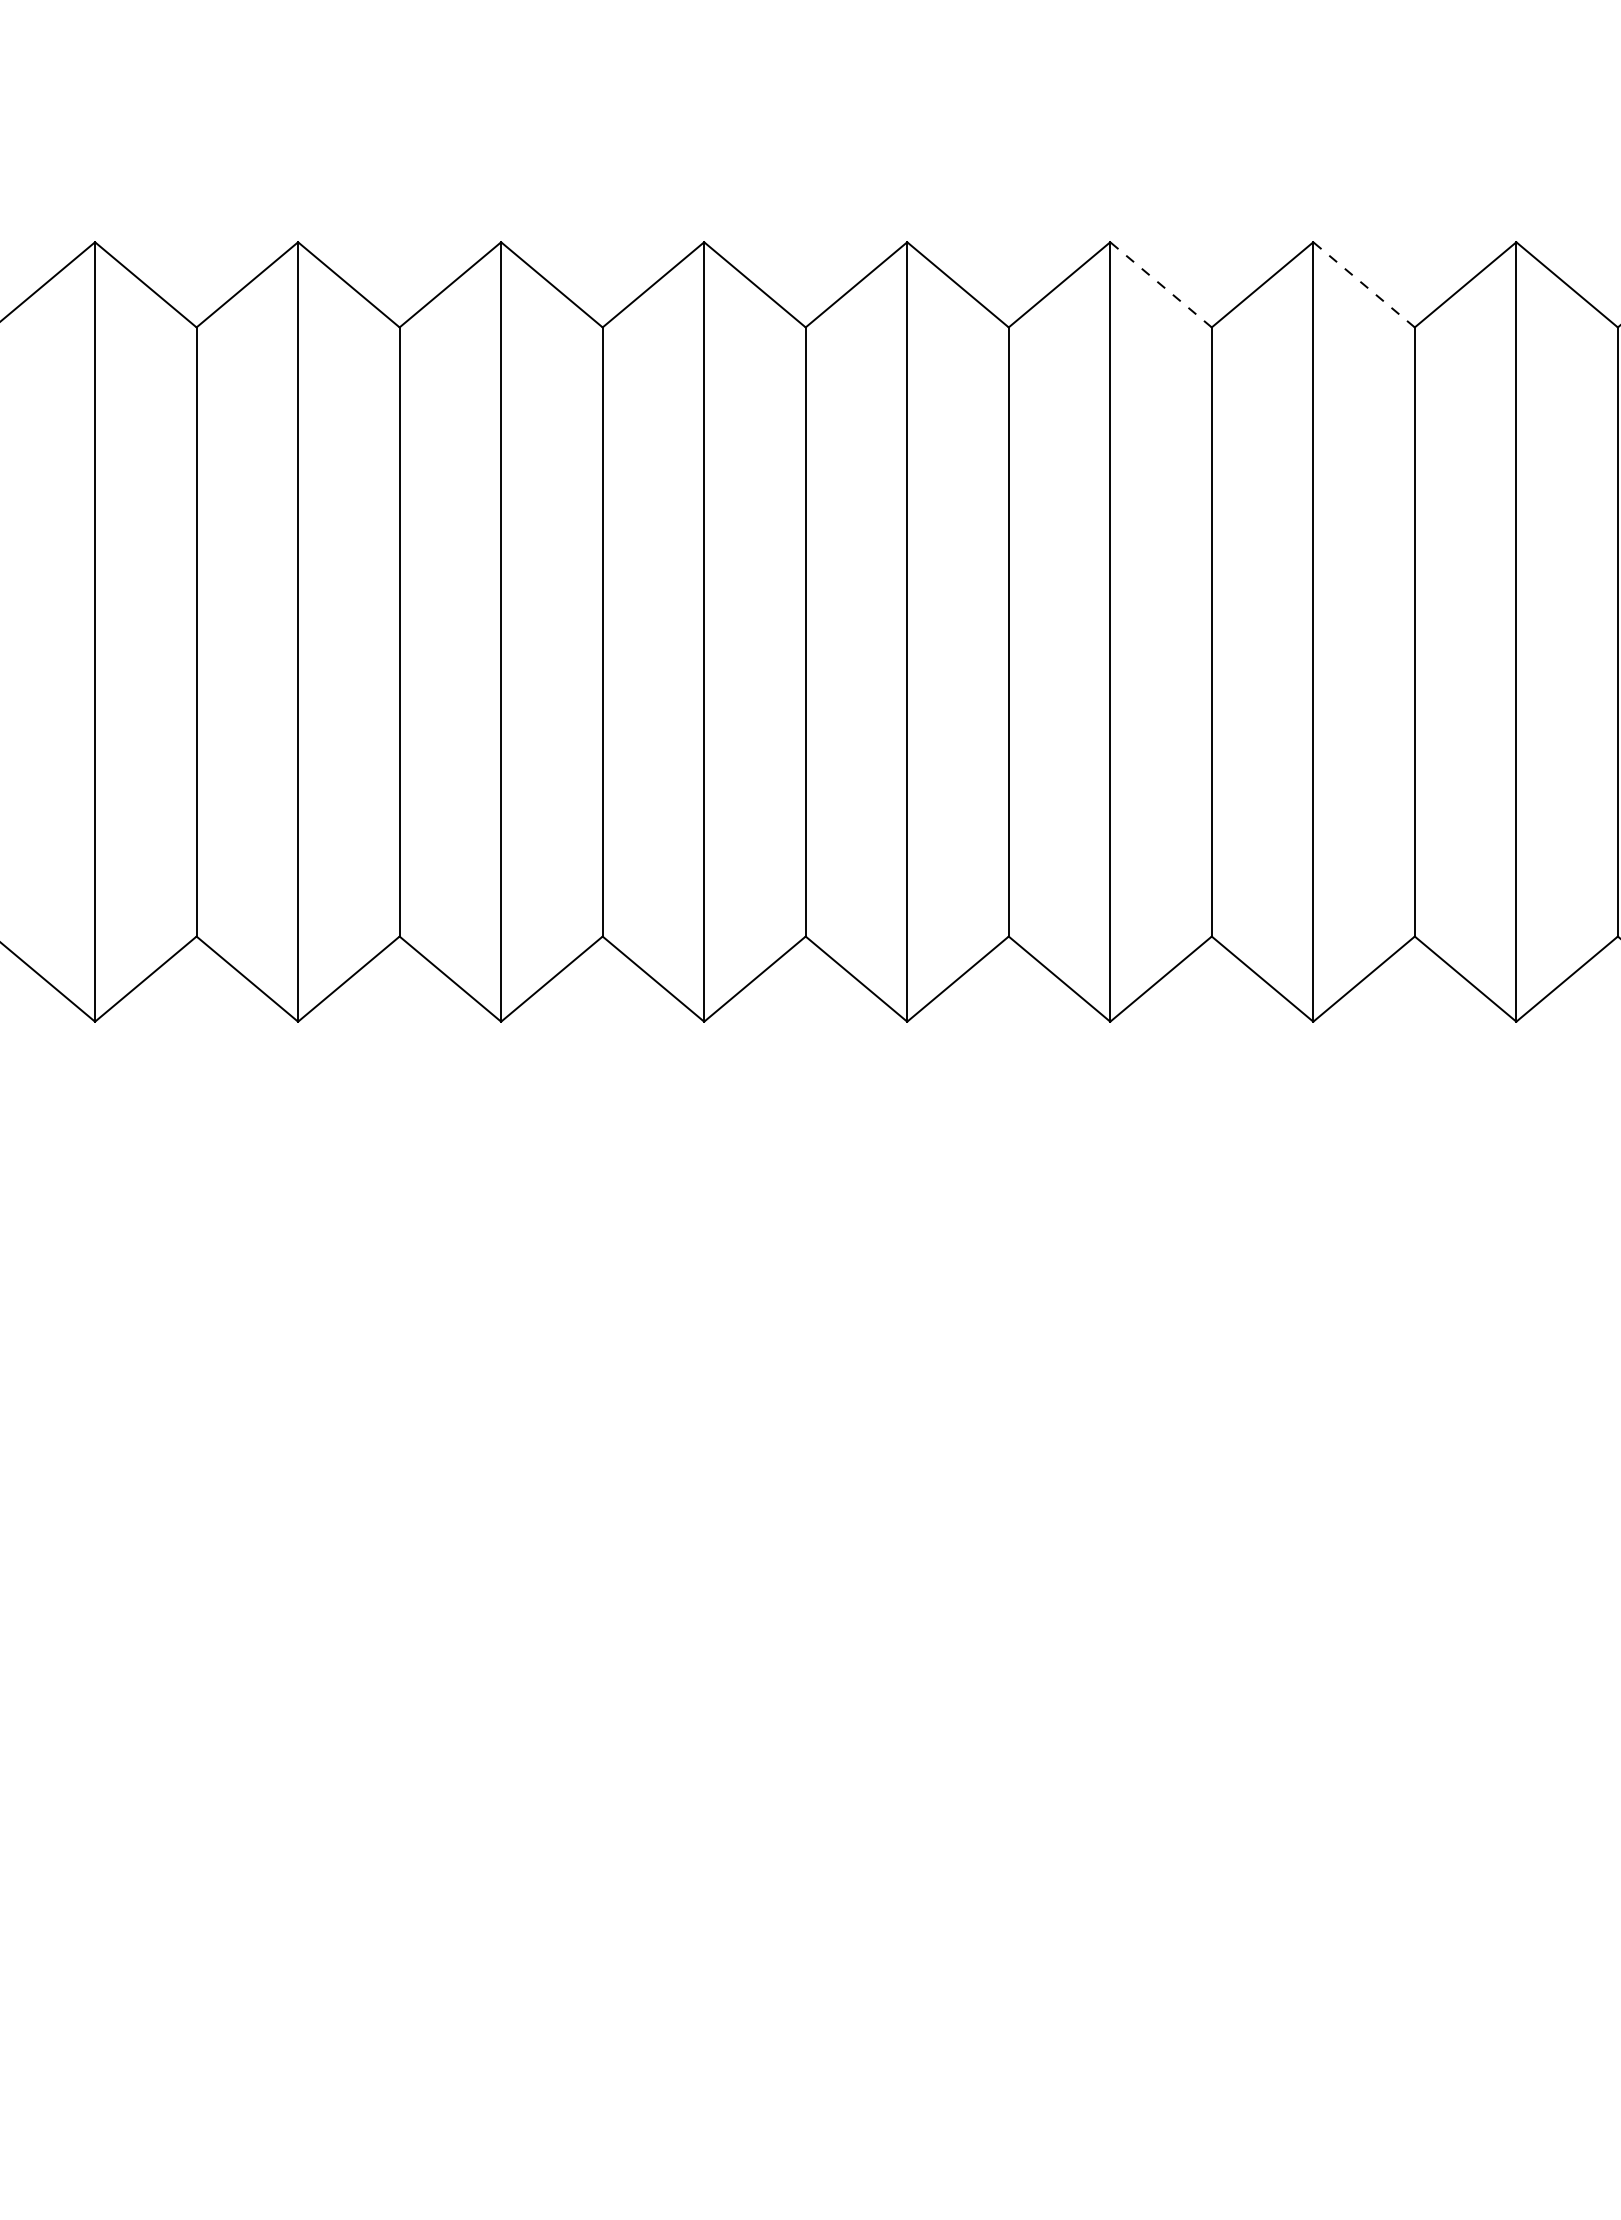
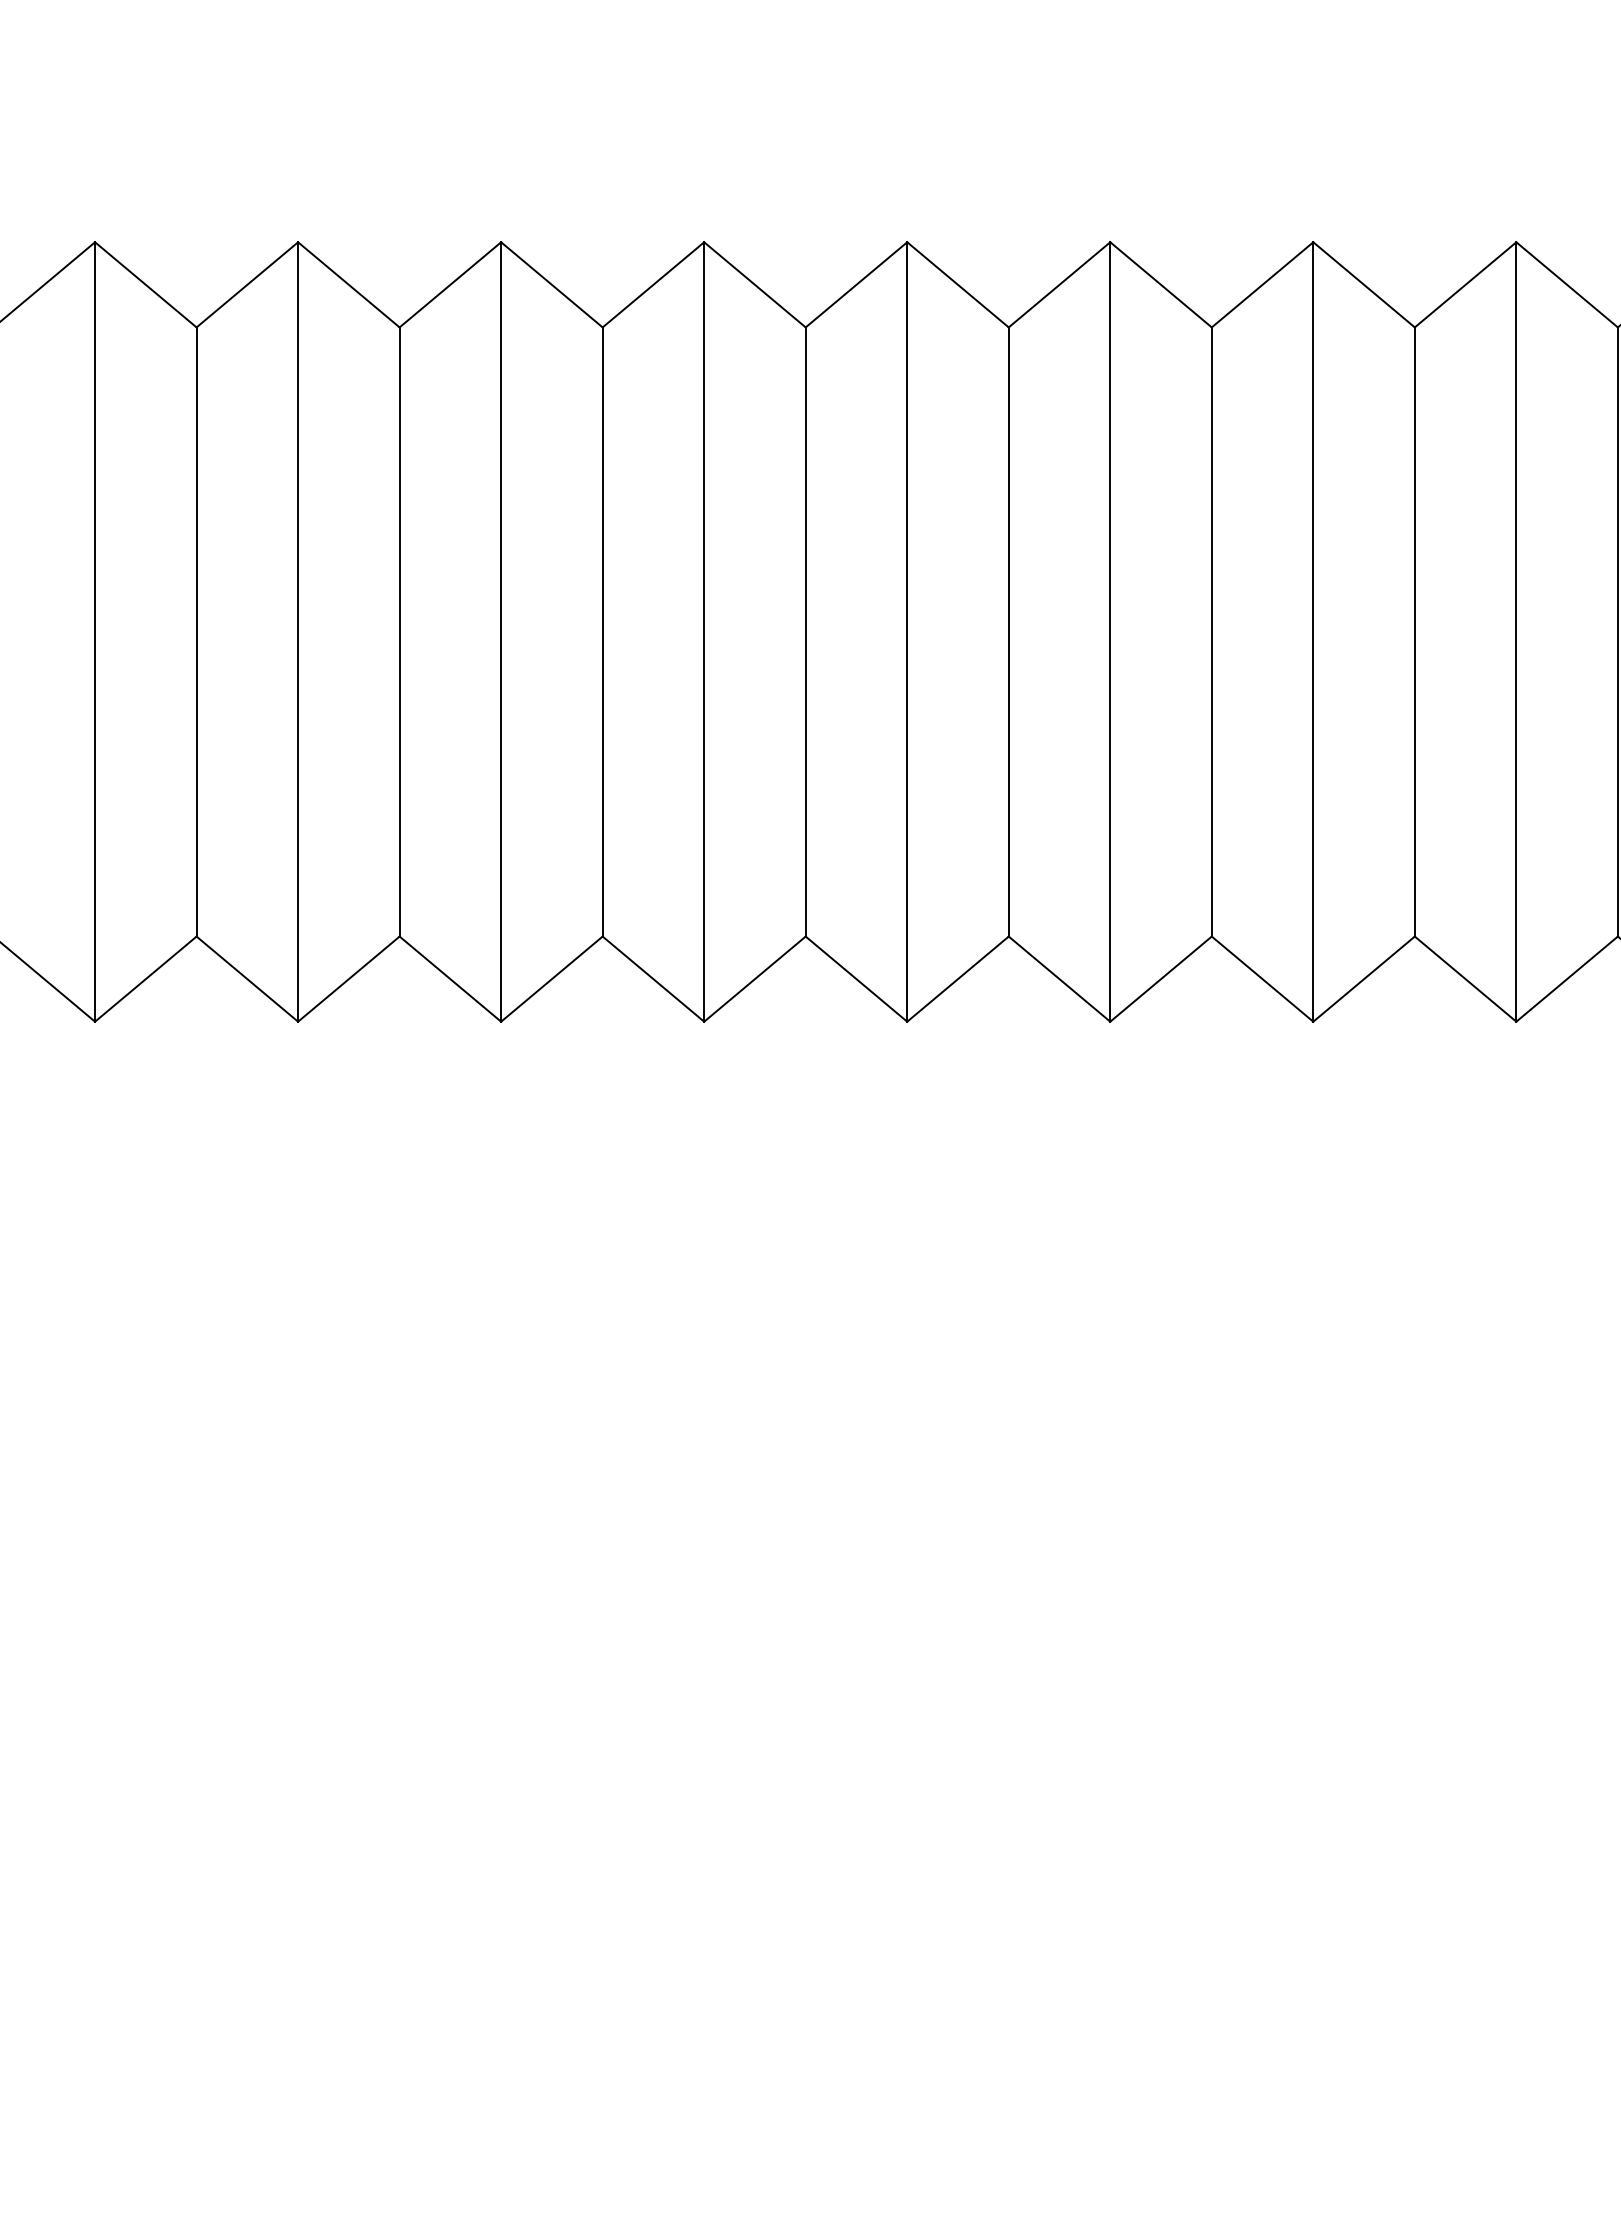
line: dashed -> solid (1160, 284)
line: dashed -> solid (1363, 284)
